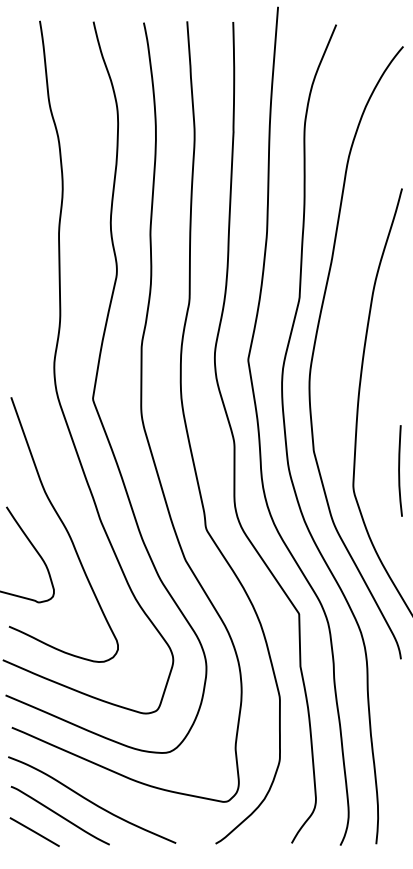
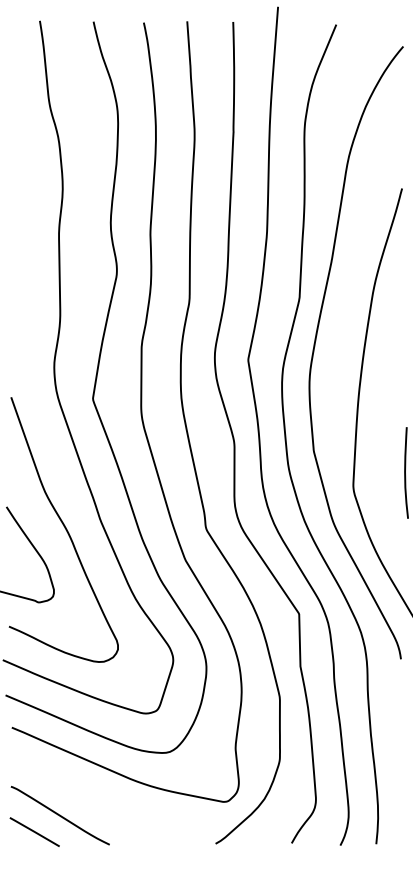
curve position: (399, 470) -> (405, 472) (405, 472)
curve: present -> none (92, 801)
